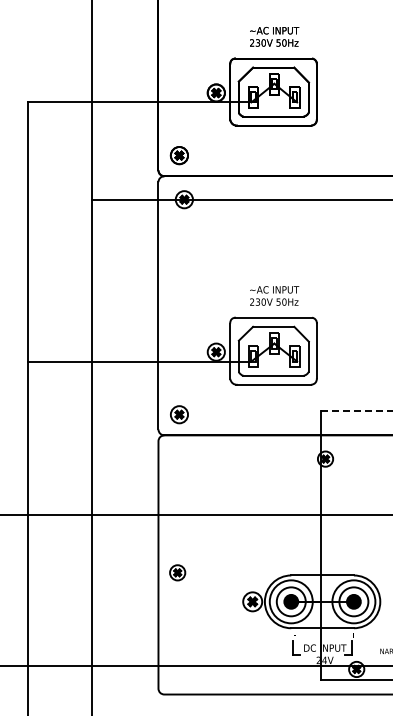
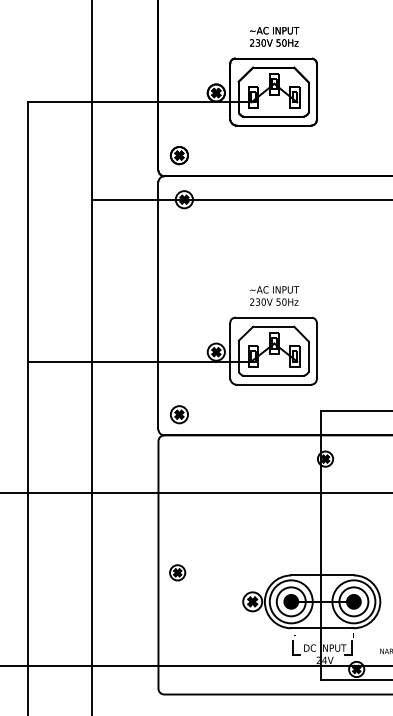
line: dashed -> solid (356, 411)
line position: (195, 515) -> (195, 493) (195, 493)
